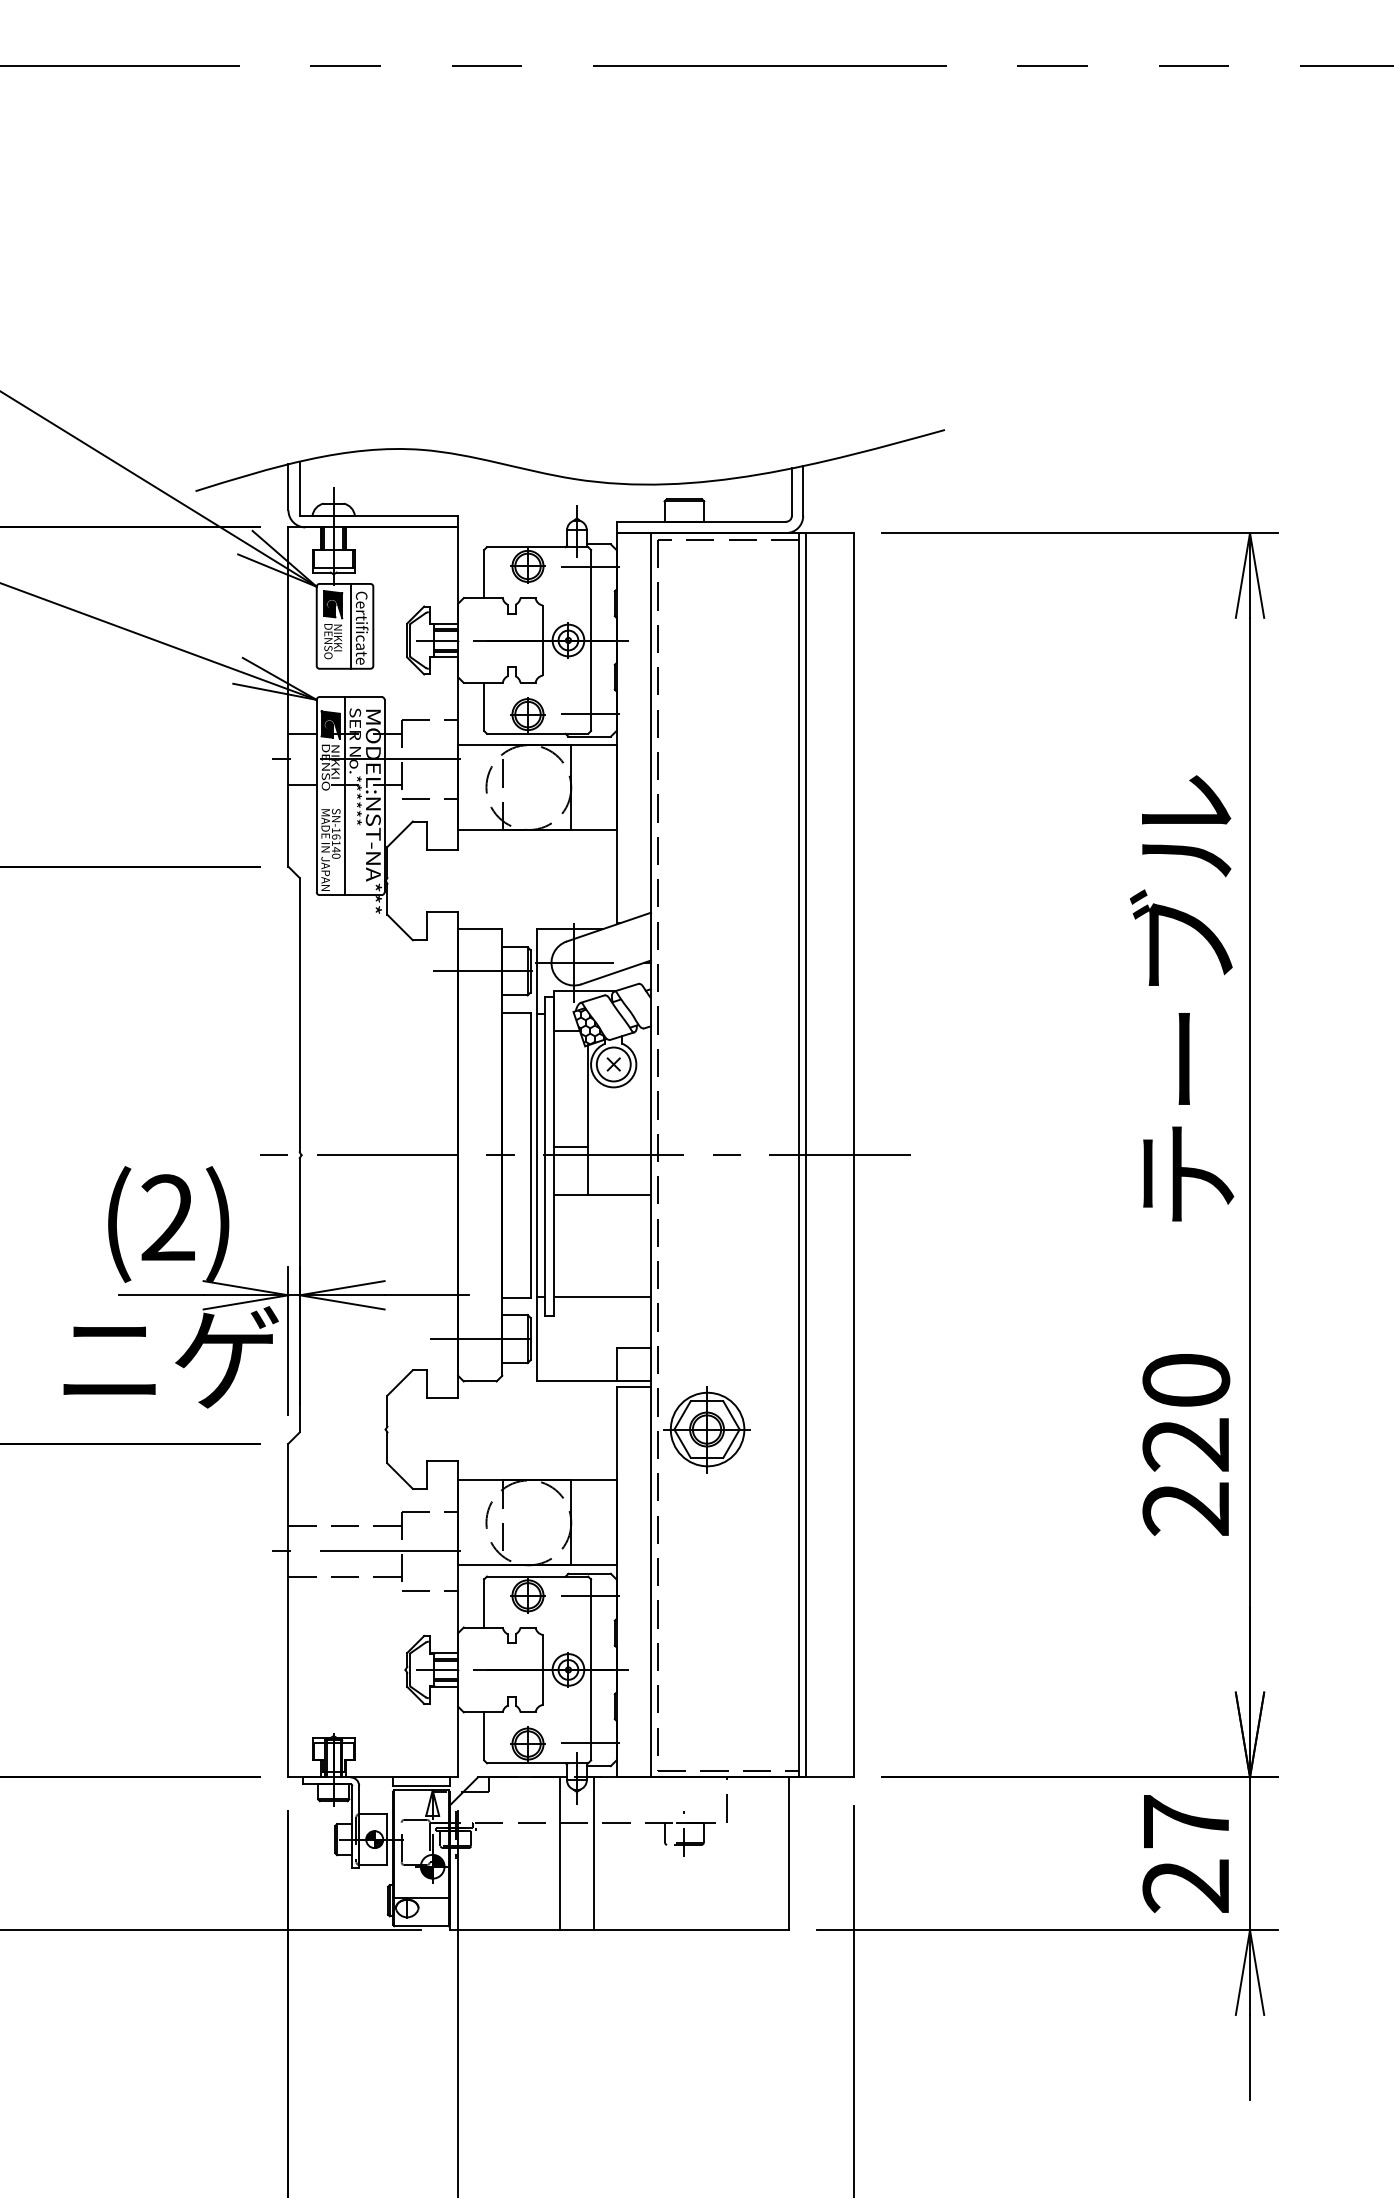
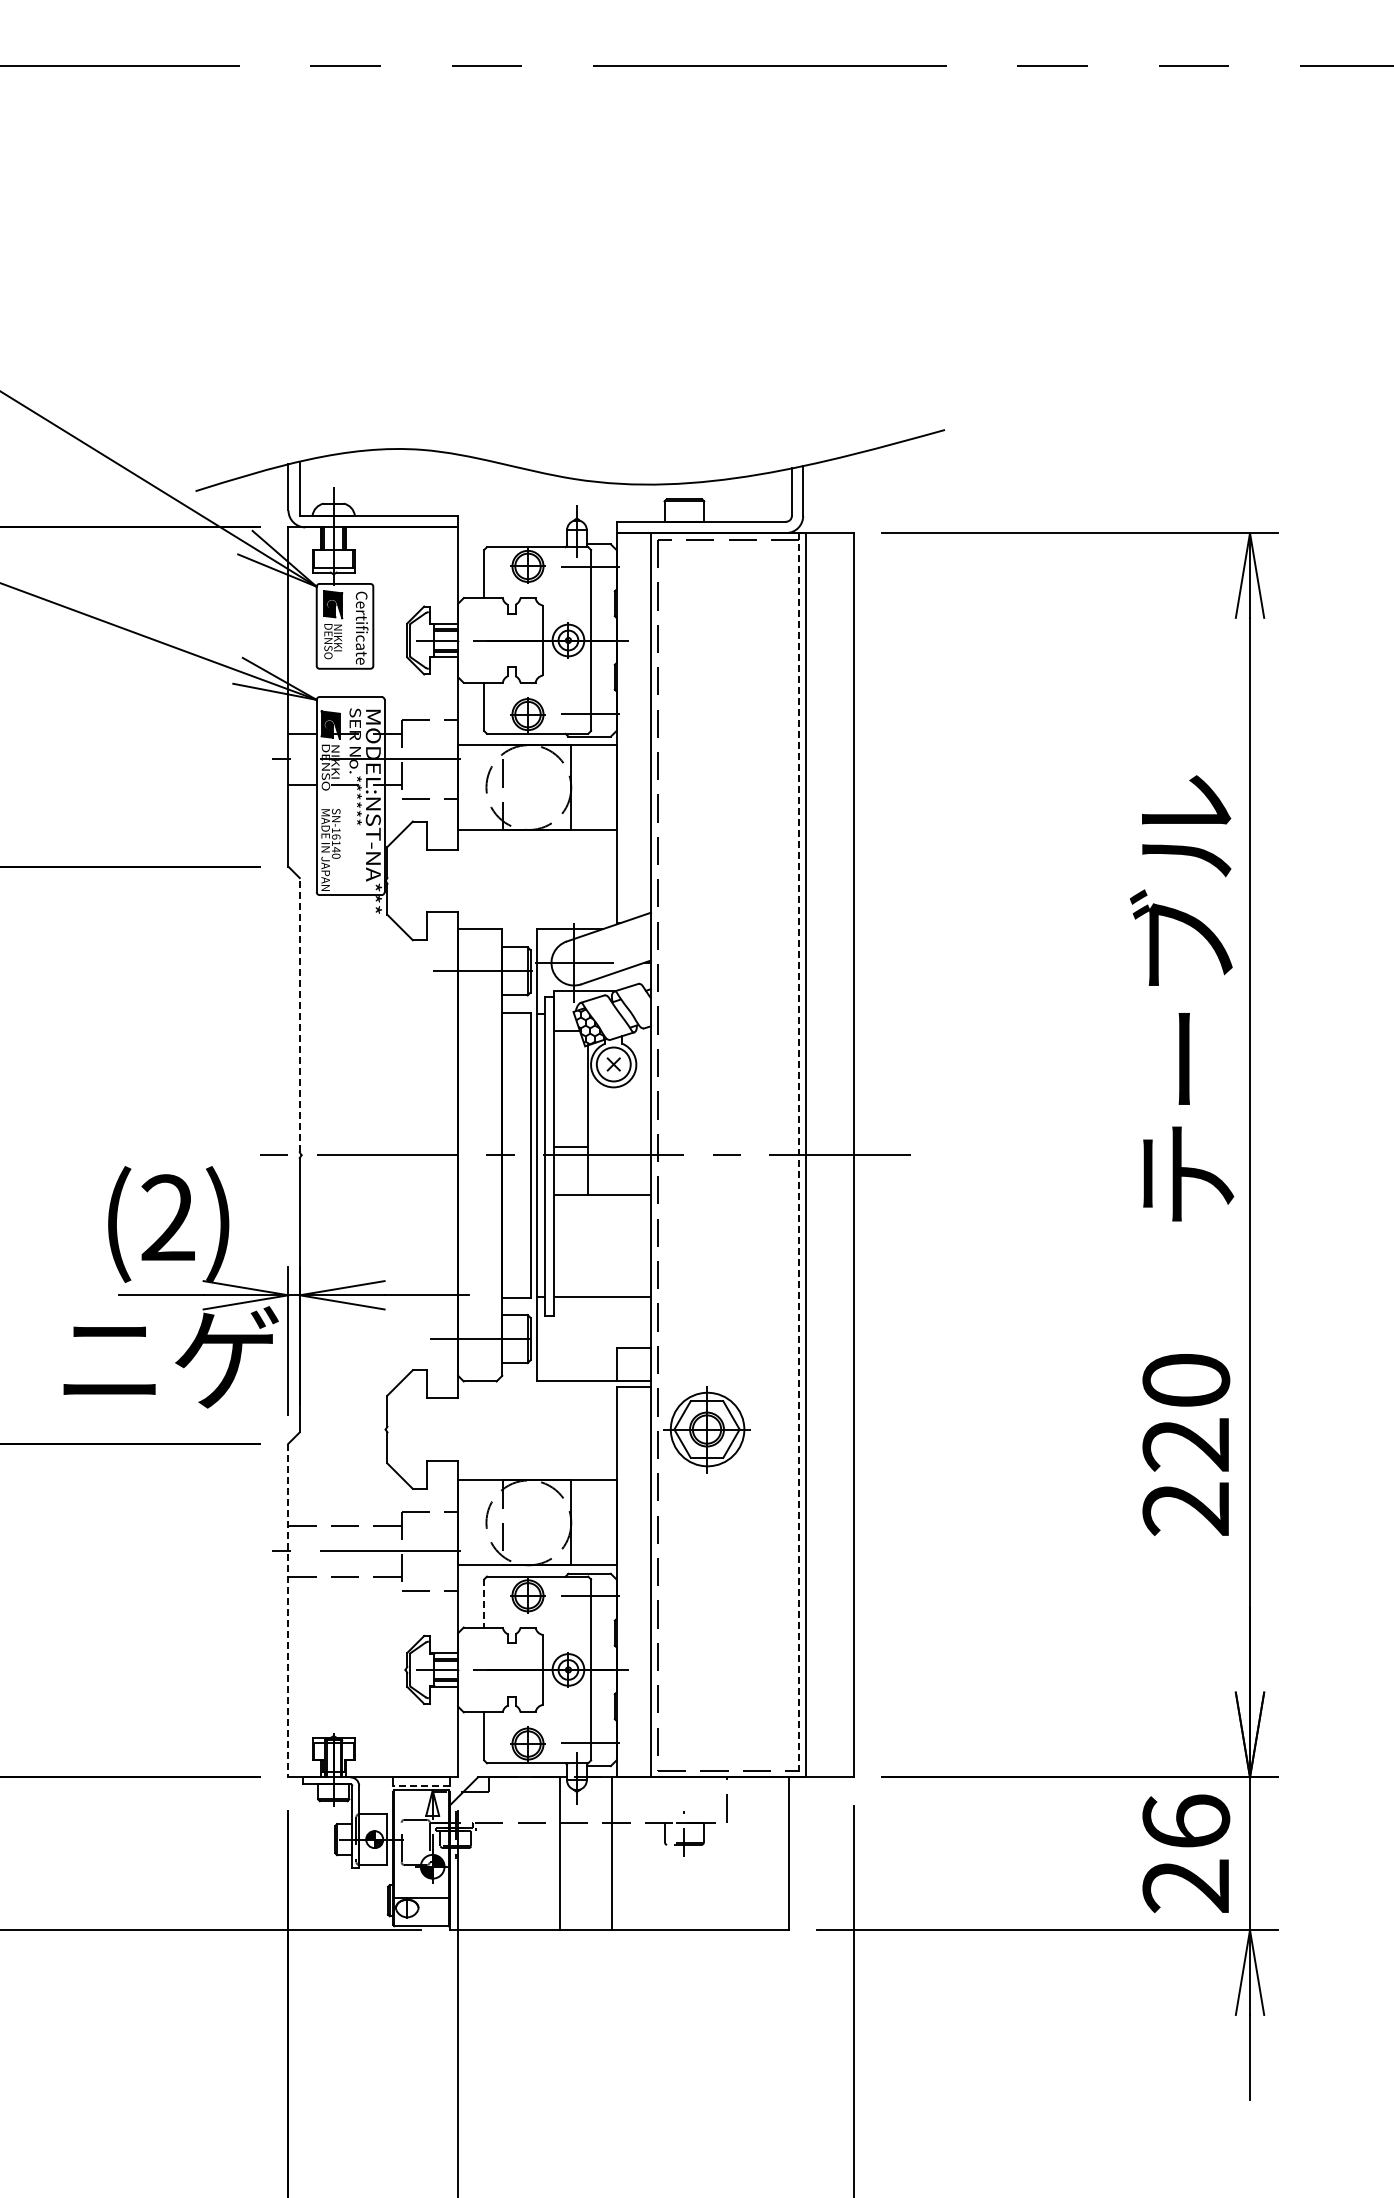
line: present -> none (350, 625)
line: present -> none (345, 796)
line: solid -> dashed (299, 1014)
line: solid -> dashed (799, 1155)
line: solid -> dashed (484, 1603)
line: solid -> dashed (288, 1610)
line: solid -> dashed (420, 1785)
text: 27 -> 26 (1186, 1821)
line position: (593, 1853) -> (611, 1853) (611, 1853)
